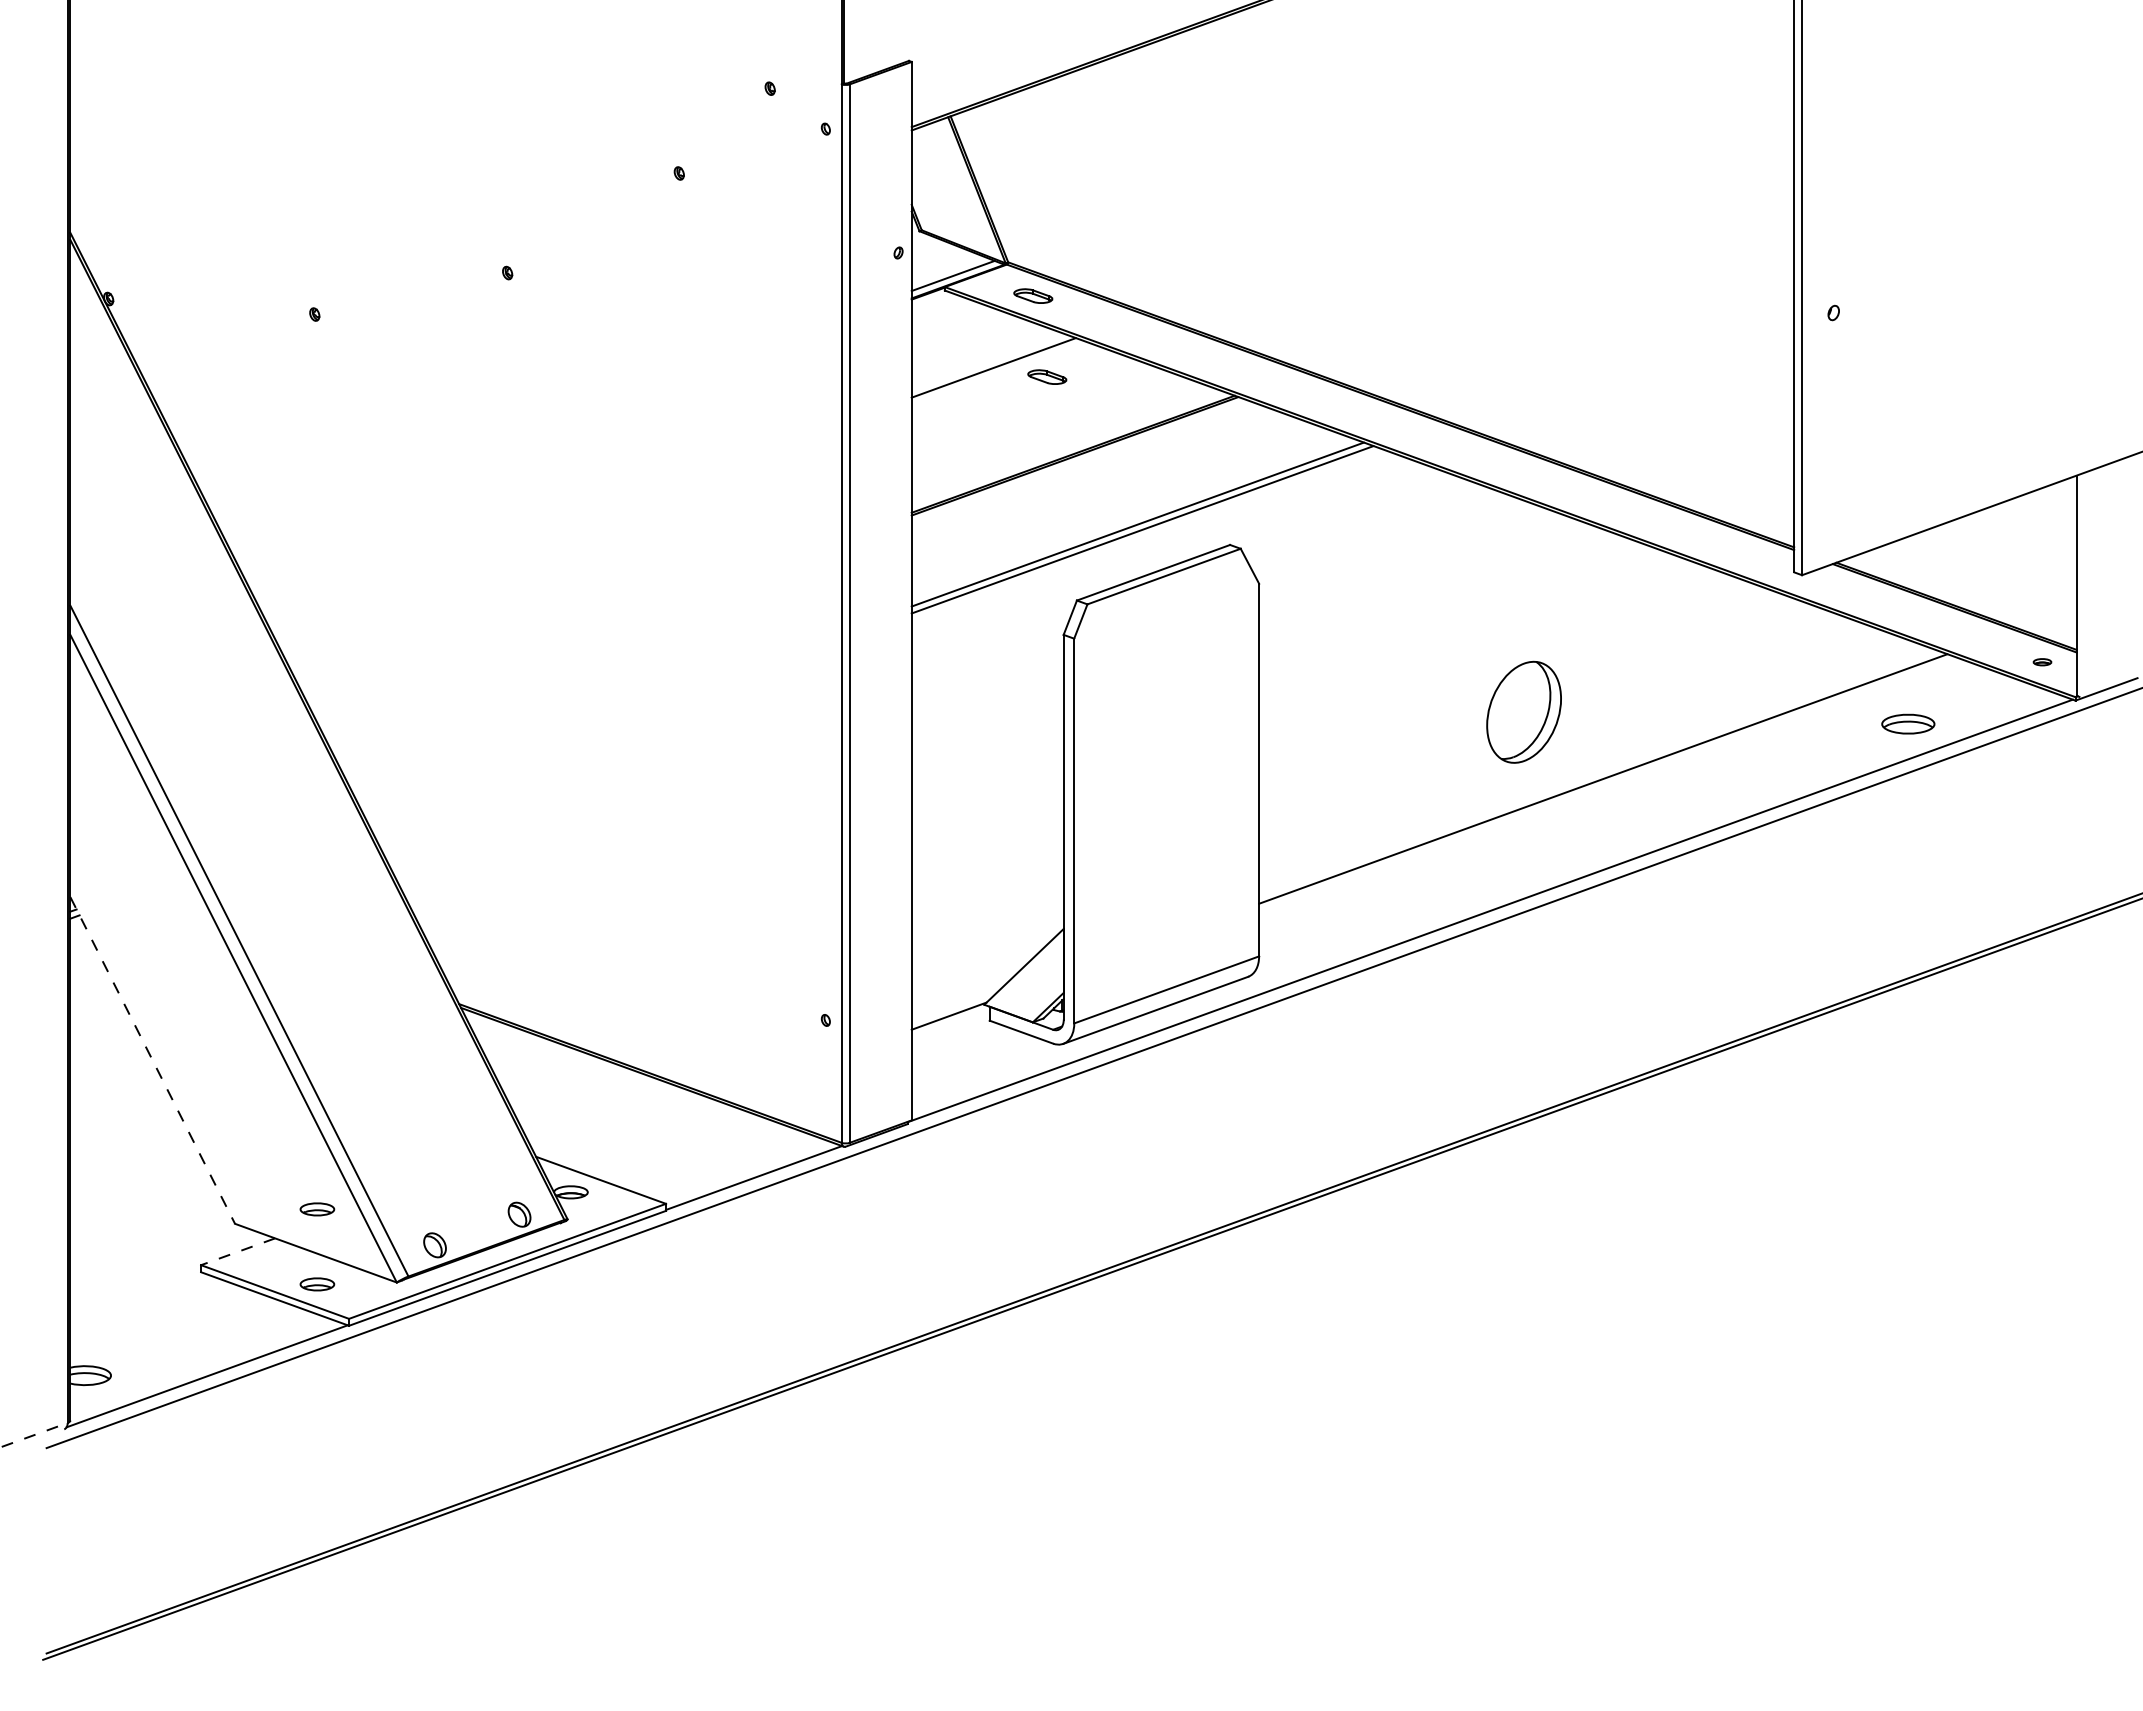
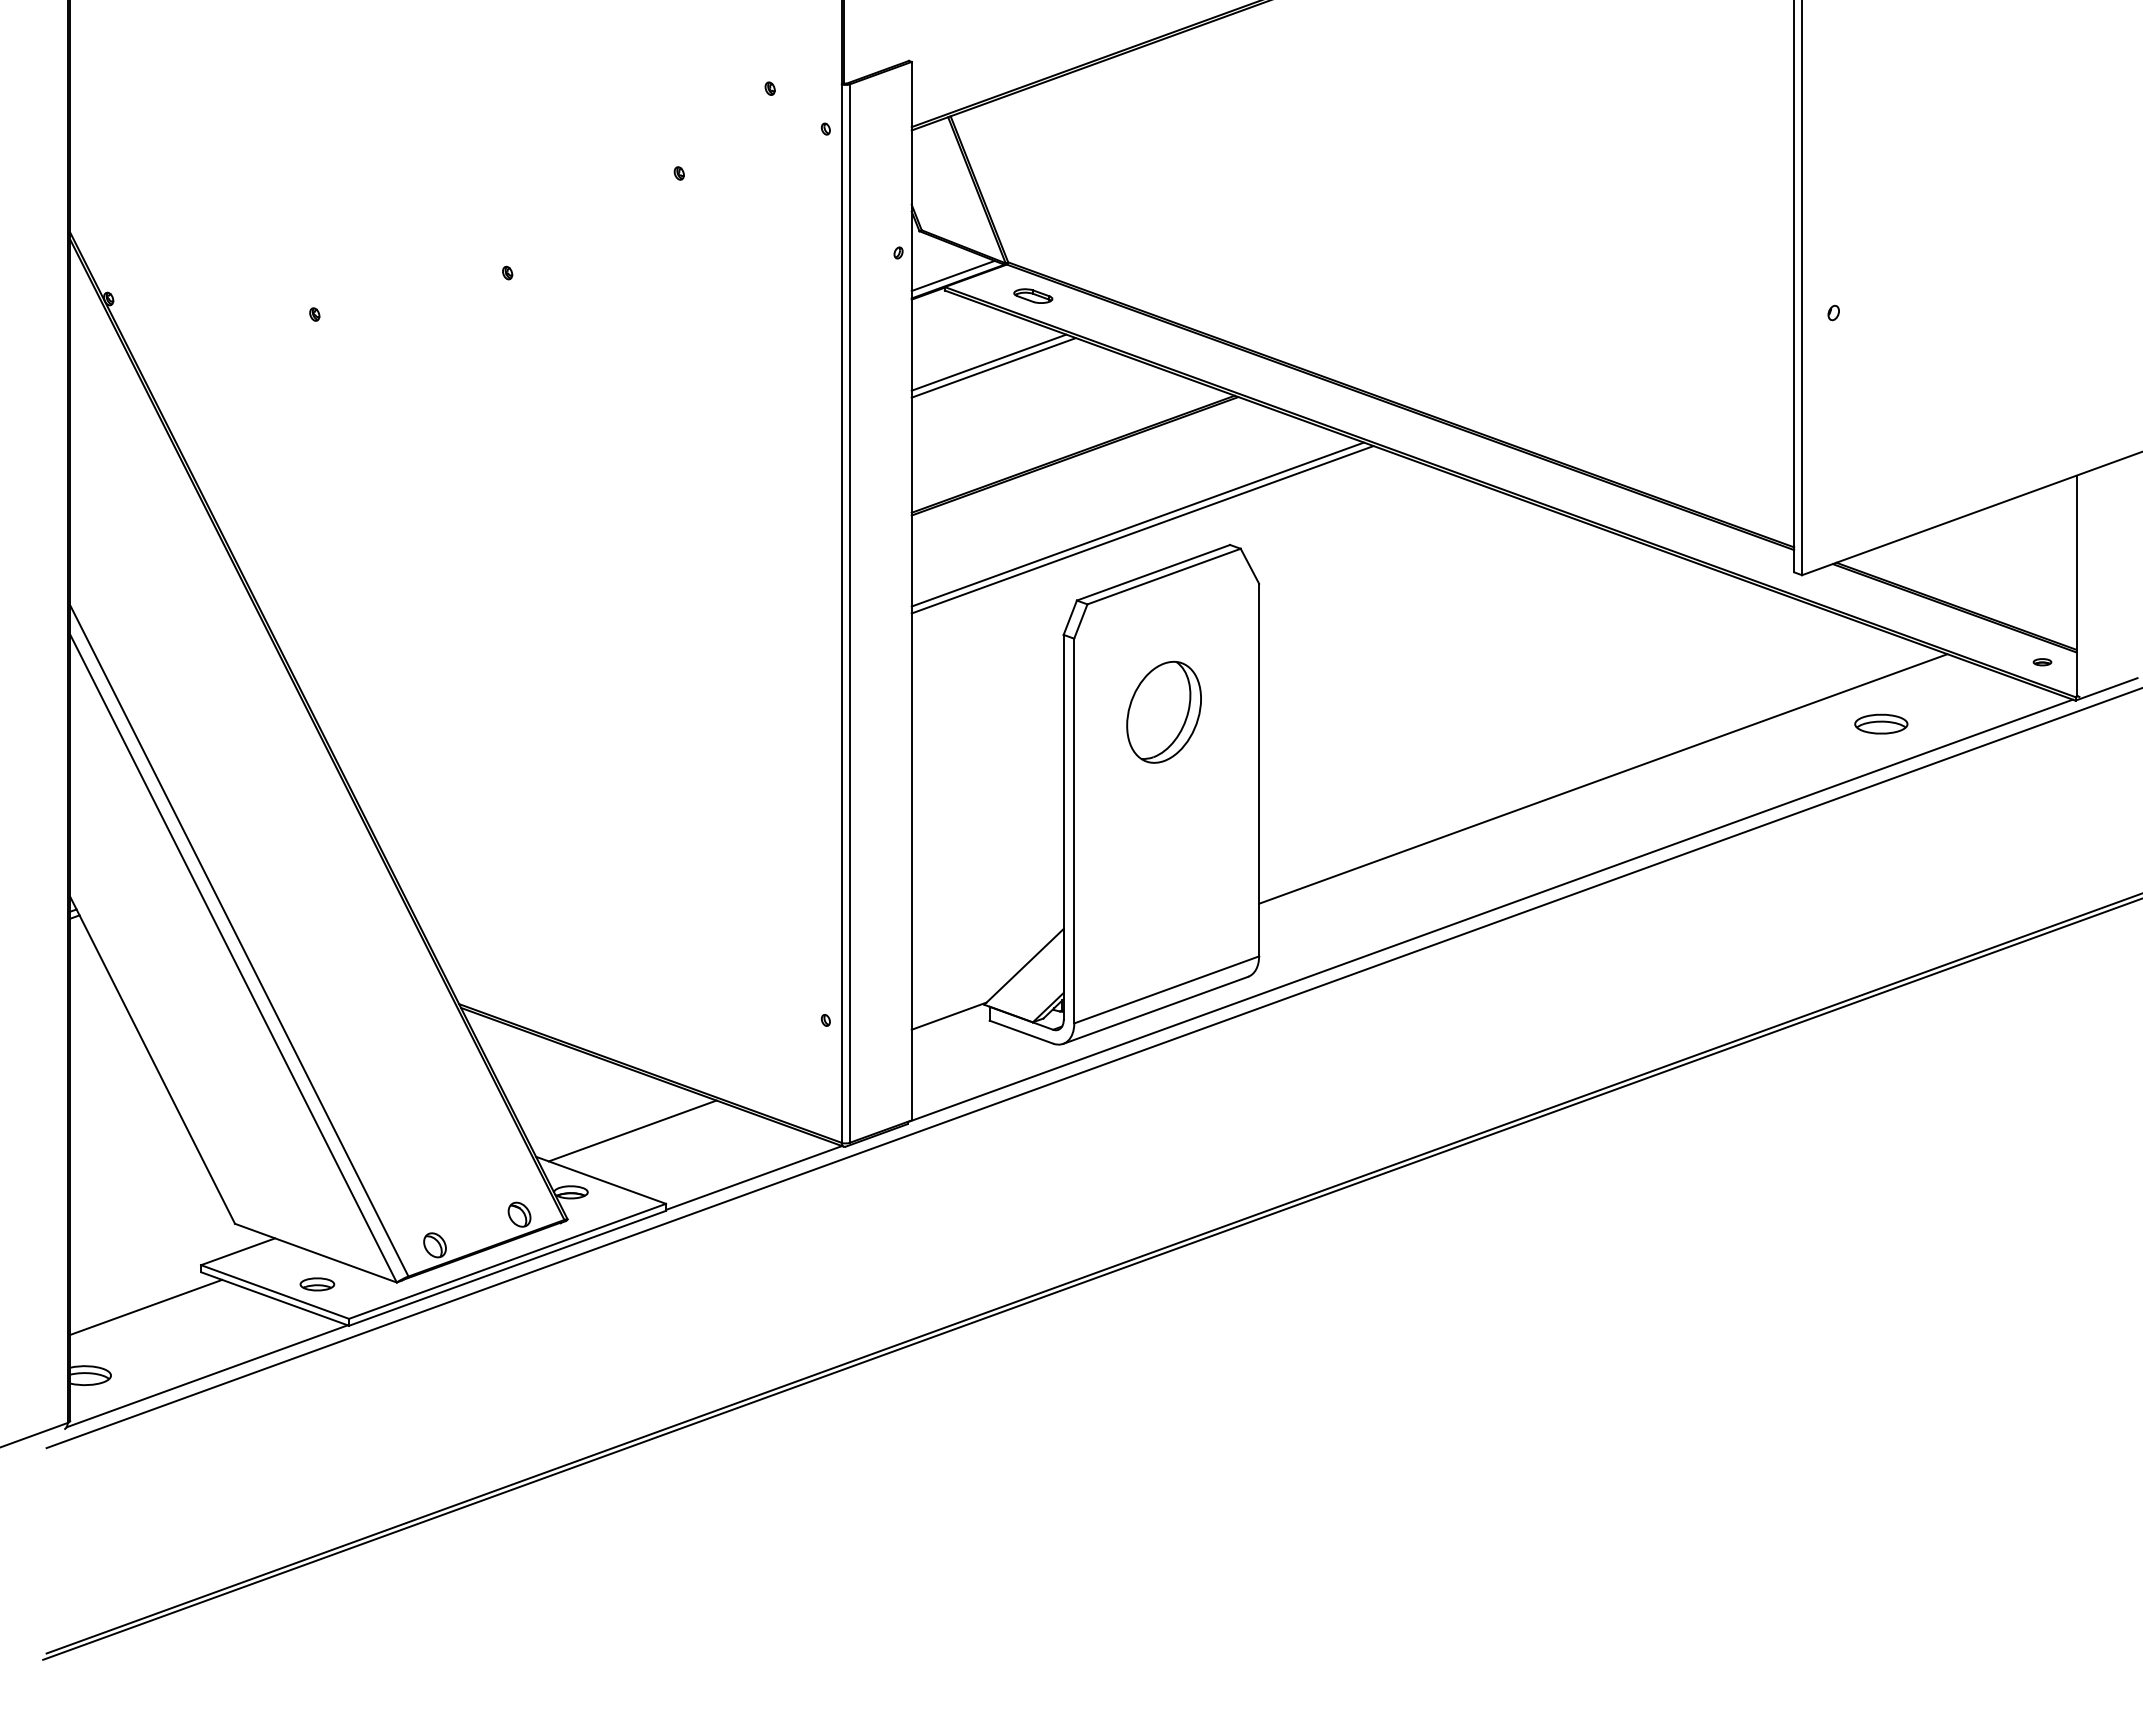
line: none -> present (988, 362)
part: present -> none (1047, 376)
part position: (1523, 711) -> (1163, 711) (1163, 711)
part position: (1908, 723) -> (1881, 723) (1881, 723)
line: dashed -> solid (152, 1060)
line: none -> present (632, 1130)
part: present -> none (317, 1209)
line: dashed -> solid (237, 1251)
line: none -> present (146, 1306)
line: dashed -> solid (33, 1435)
